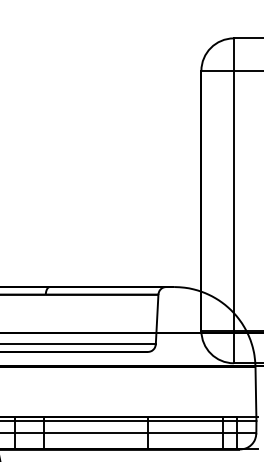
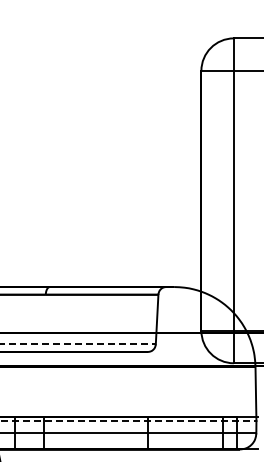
line: solid -> dashed (78, 344)
line: solid -> dashed (128, 421)
